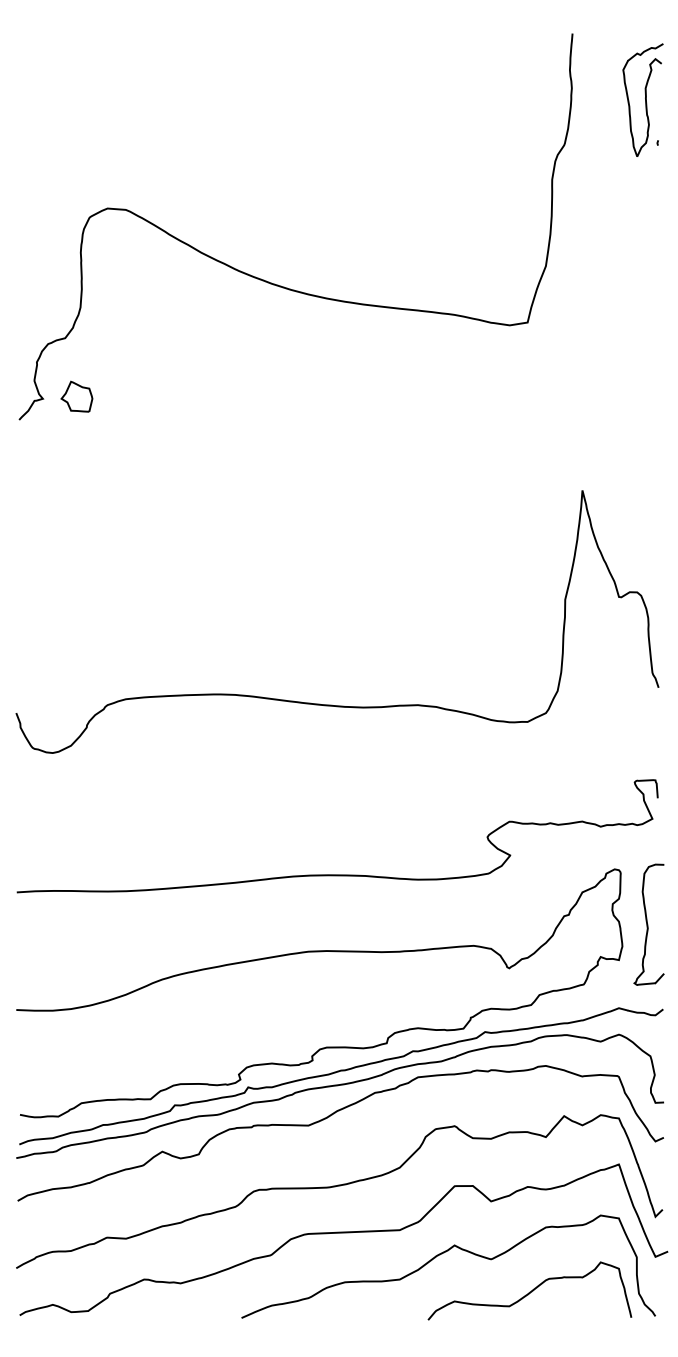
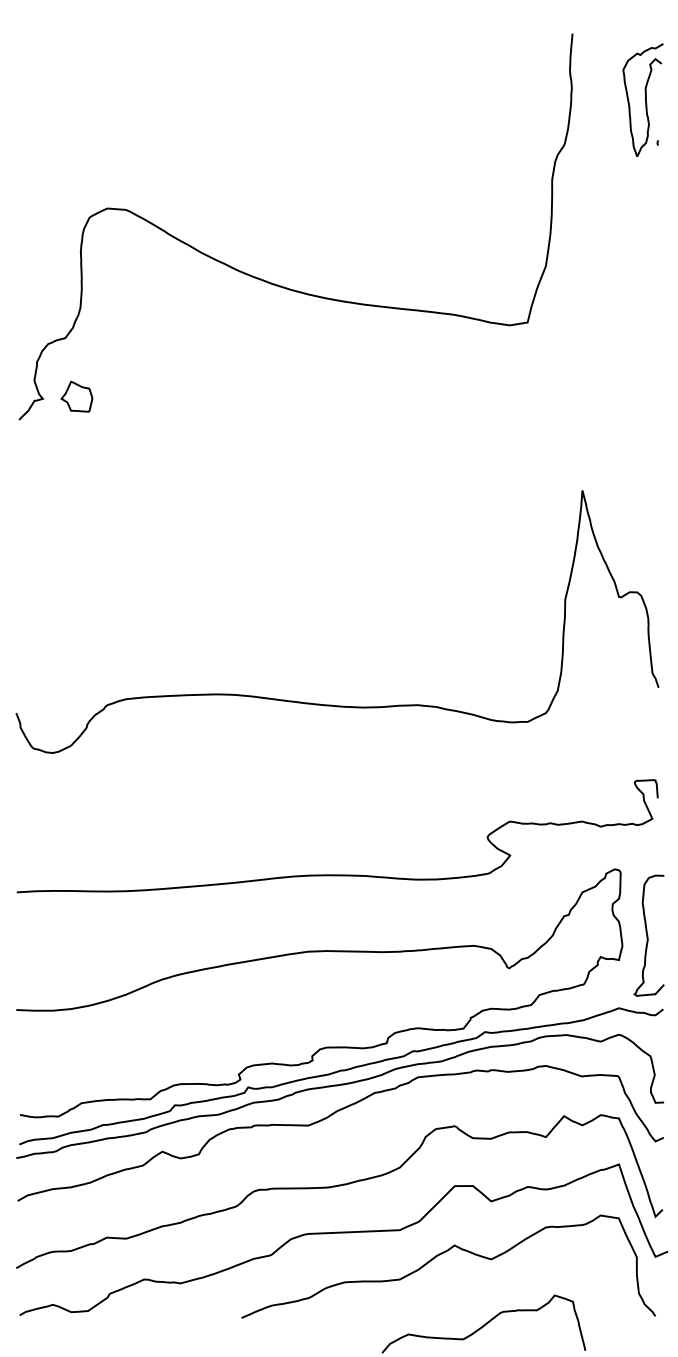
curve position: (648, 924) -> (648, 935) (648, 935)
curve position: (529, 1291) -> (483, 1324) (483, 1324)
